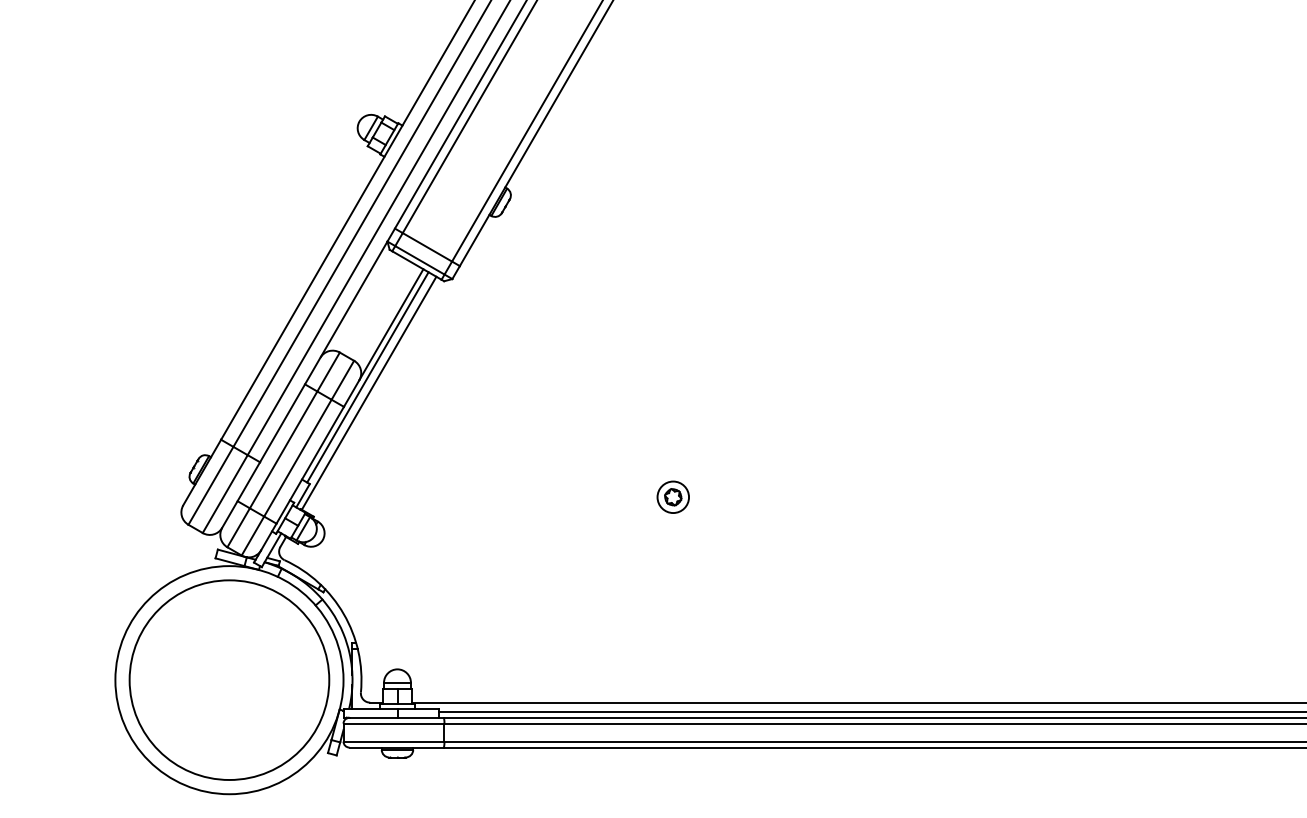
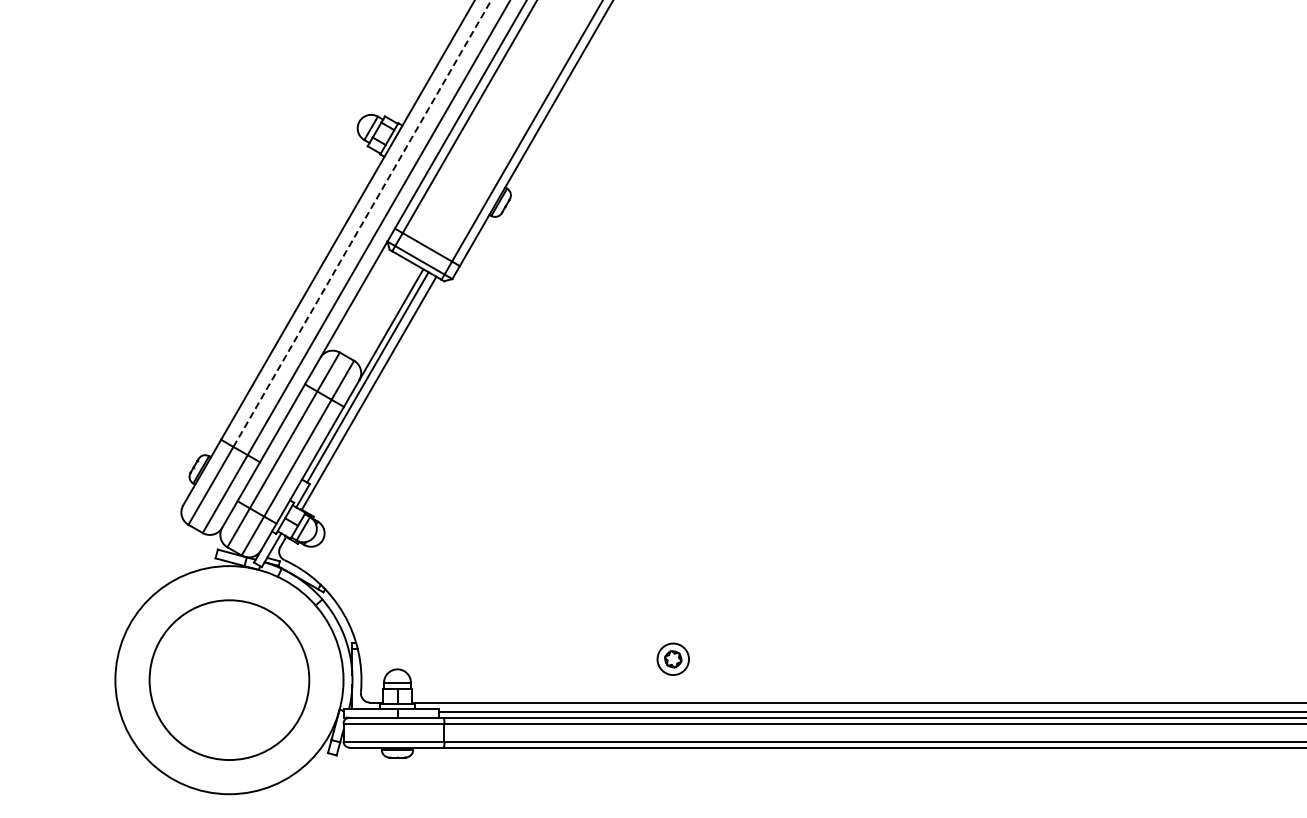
line: solid -> dashed (362, 223)
part position: (672, 496) -> (672, 658) (672, 658)
circle diameter: 200 px -> 160 px (229, 680)
